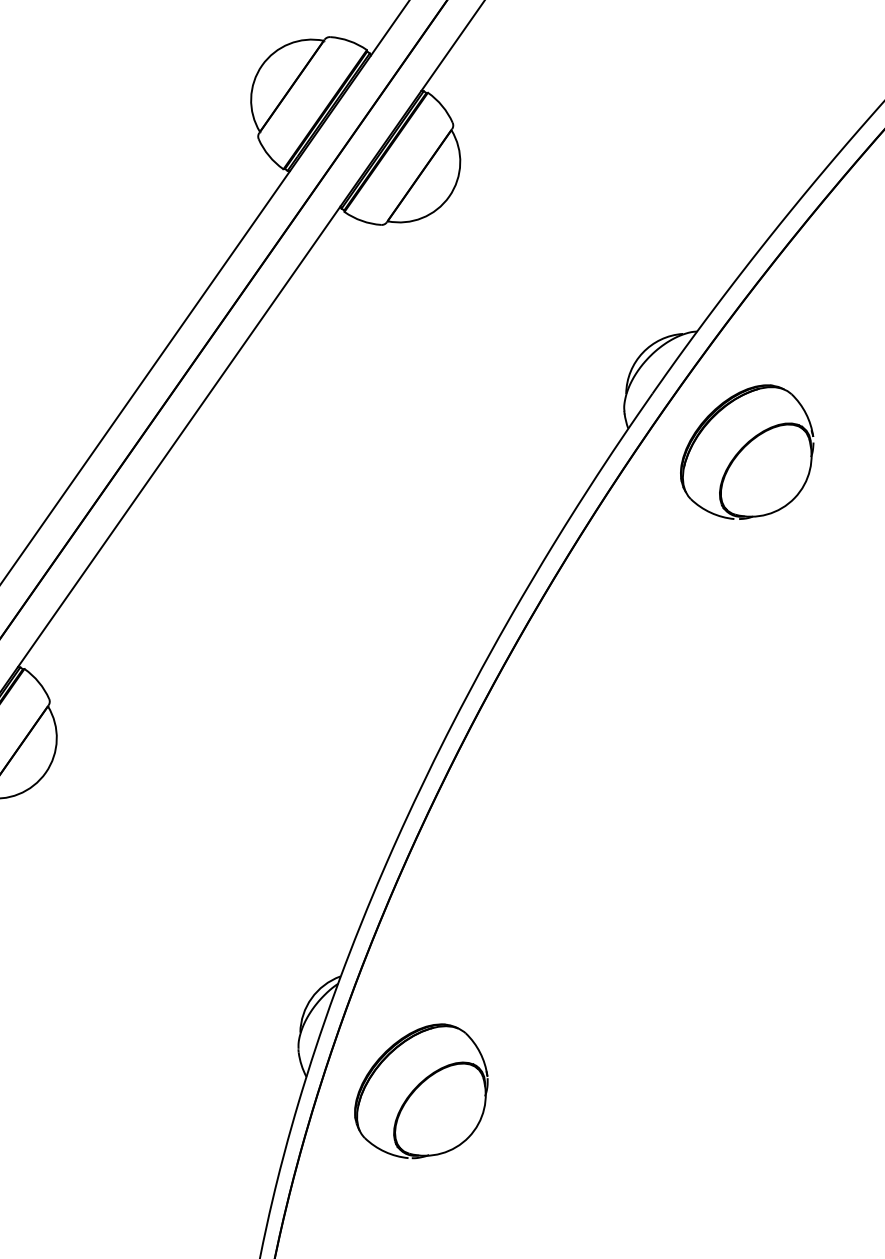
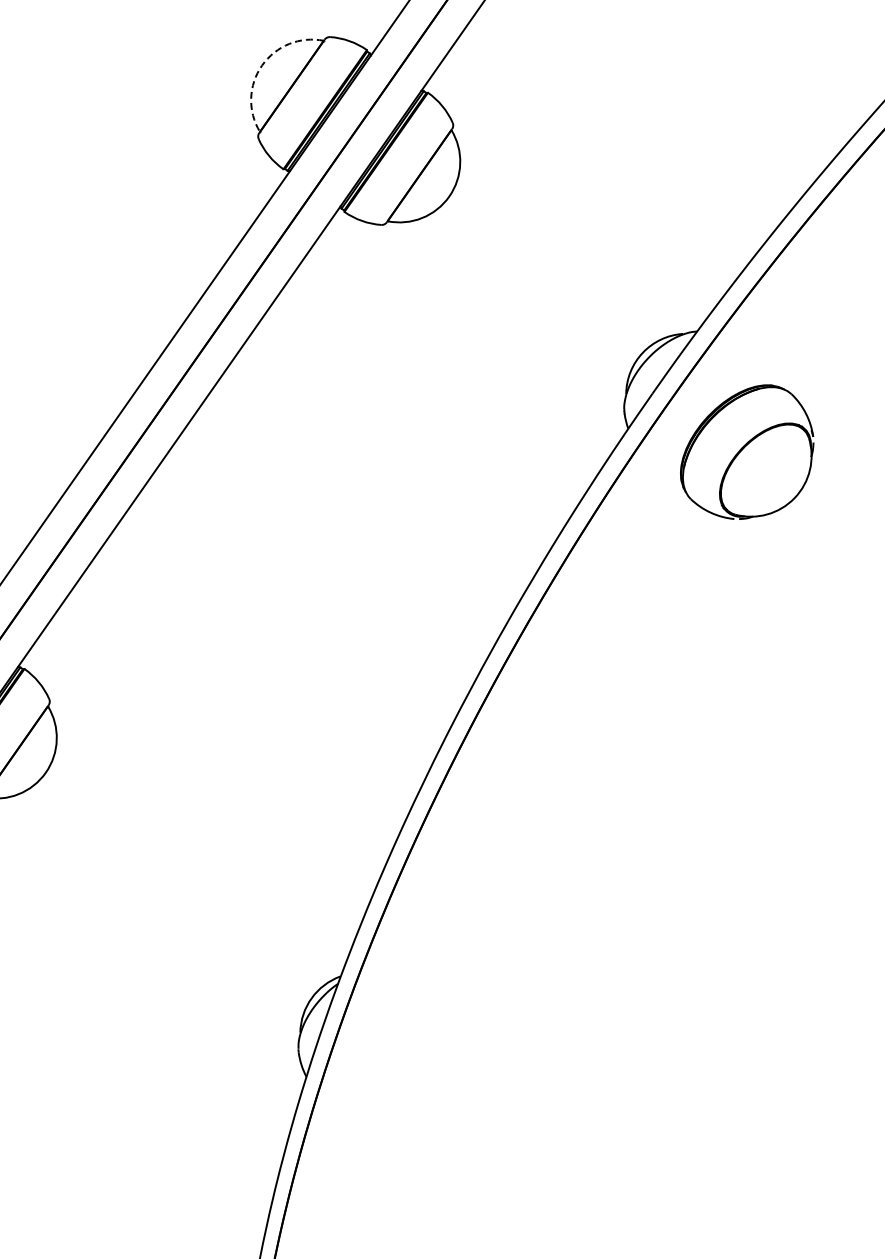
arc: solid -> dashed (262, 65)
part: present -> none (421, 1091)
